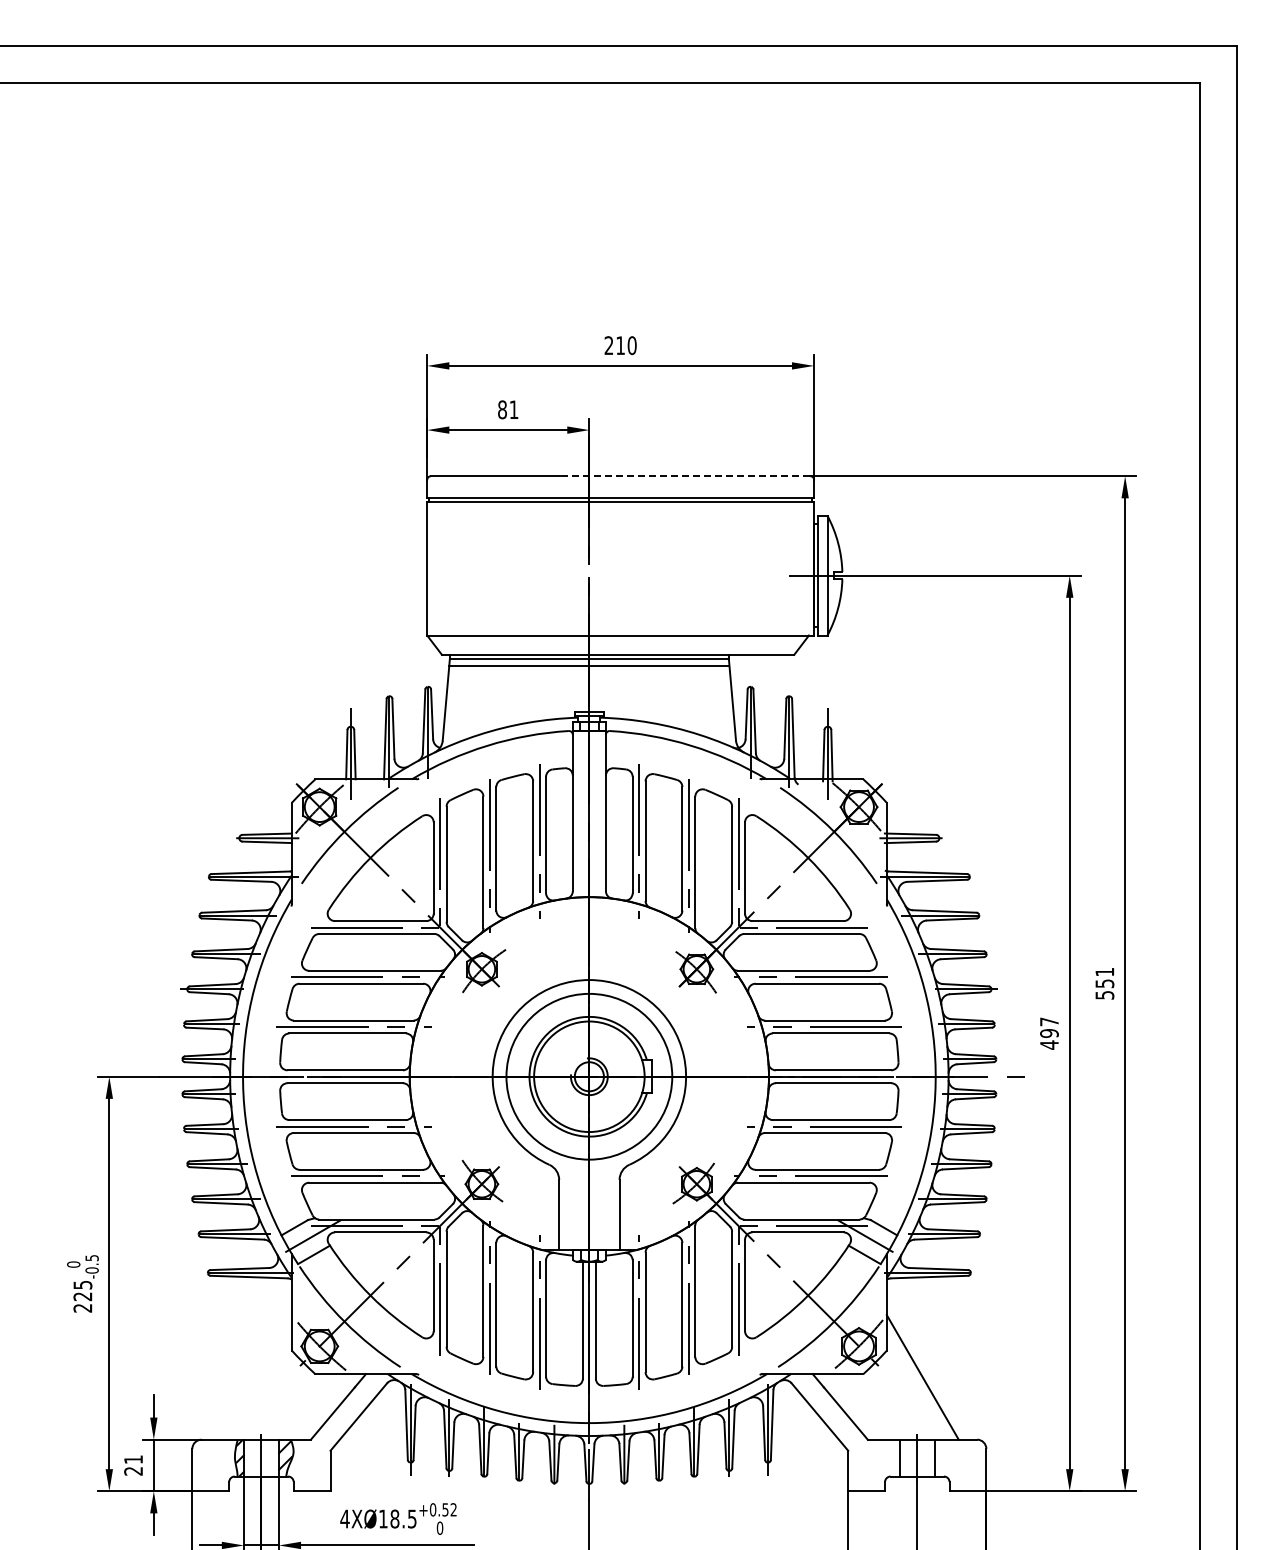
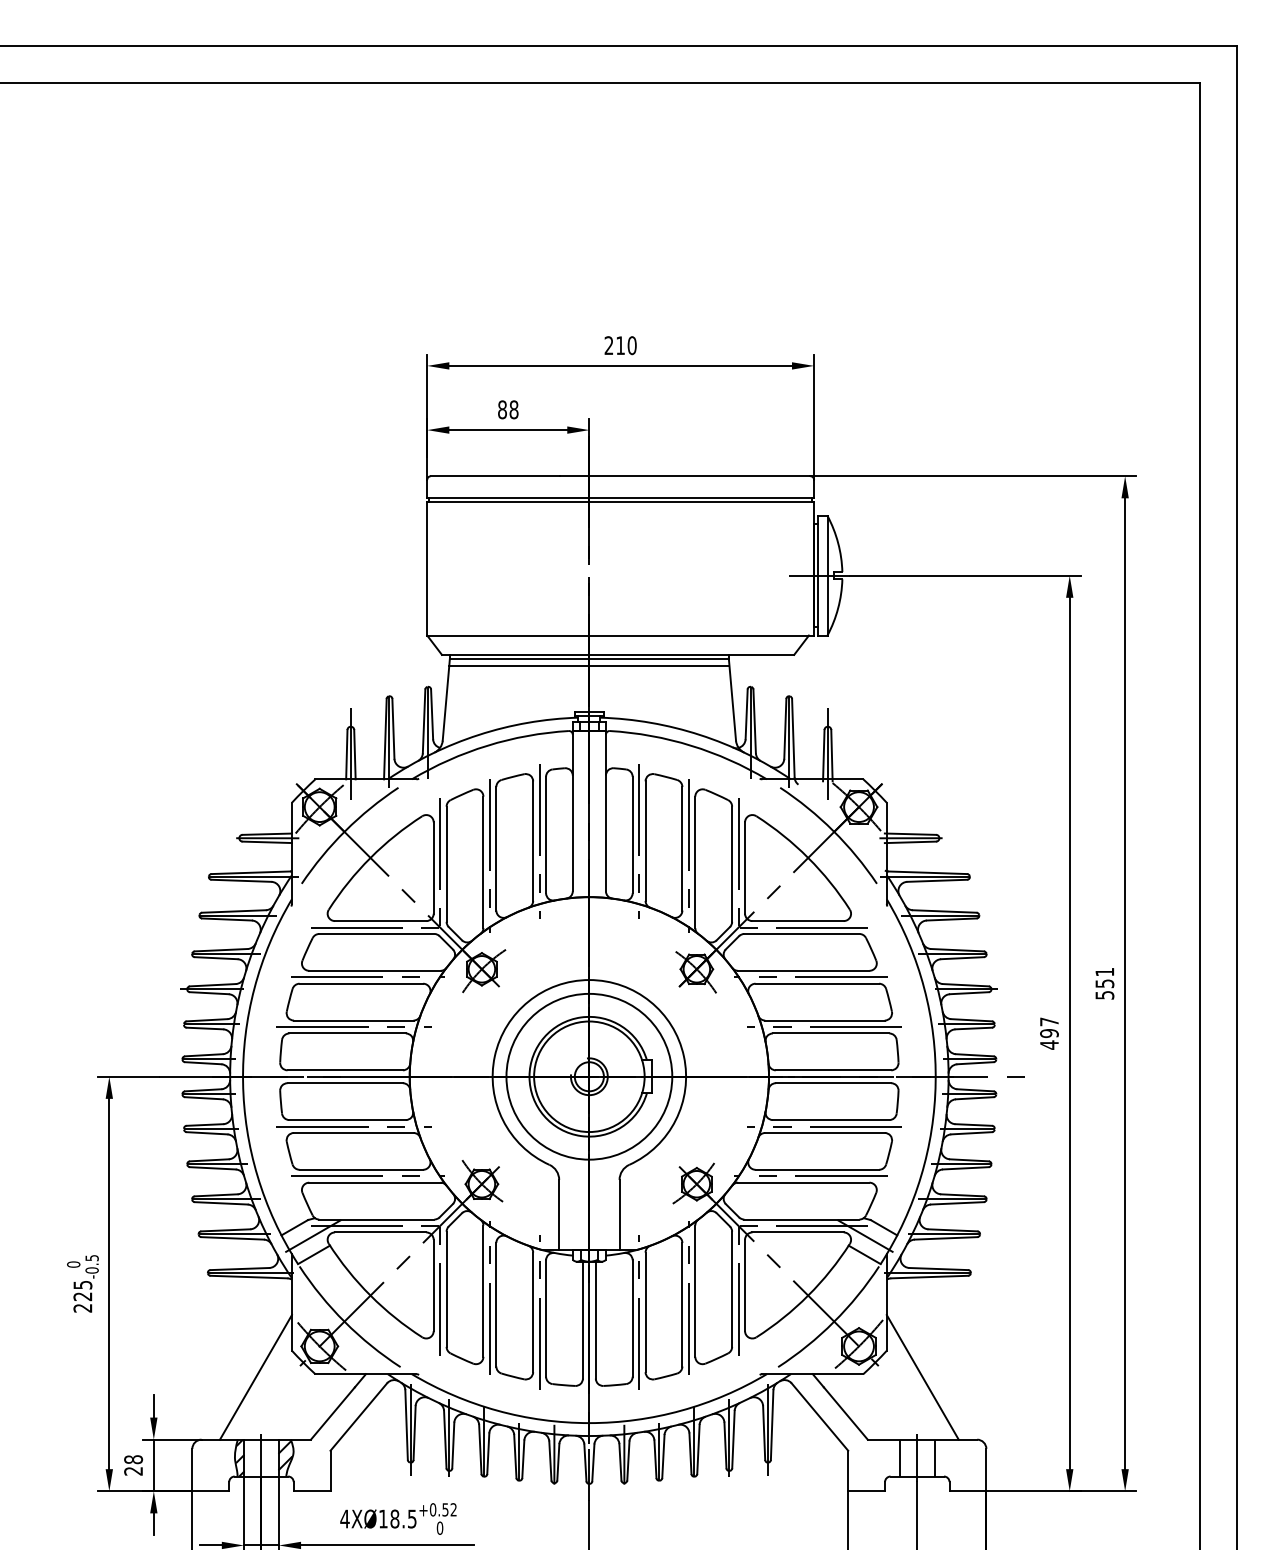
text: 81 -> 88 (513, 409)
line: dashed -> solid (684, 476)
line: none -> present (255, 1377)
text: 21 -> 28 (133, 1459)
